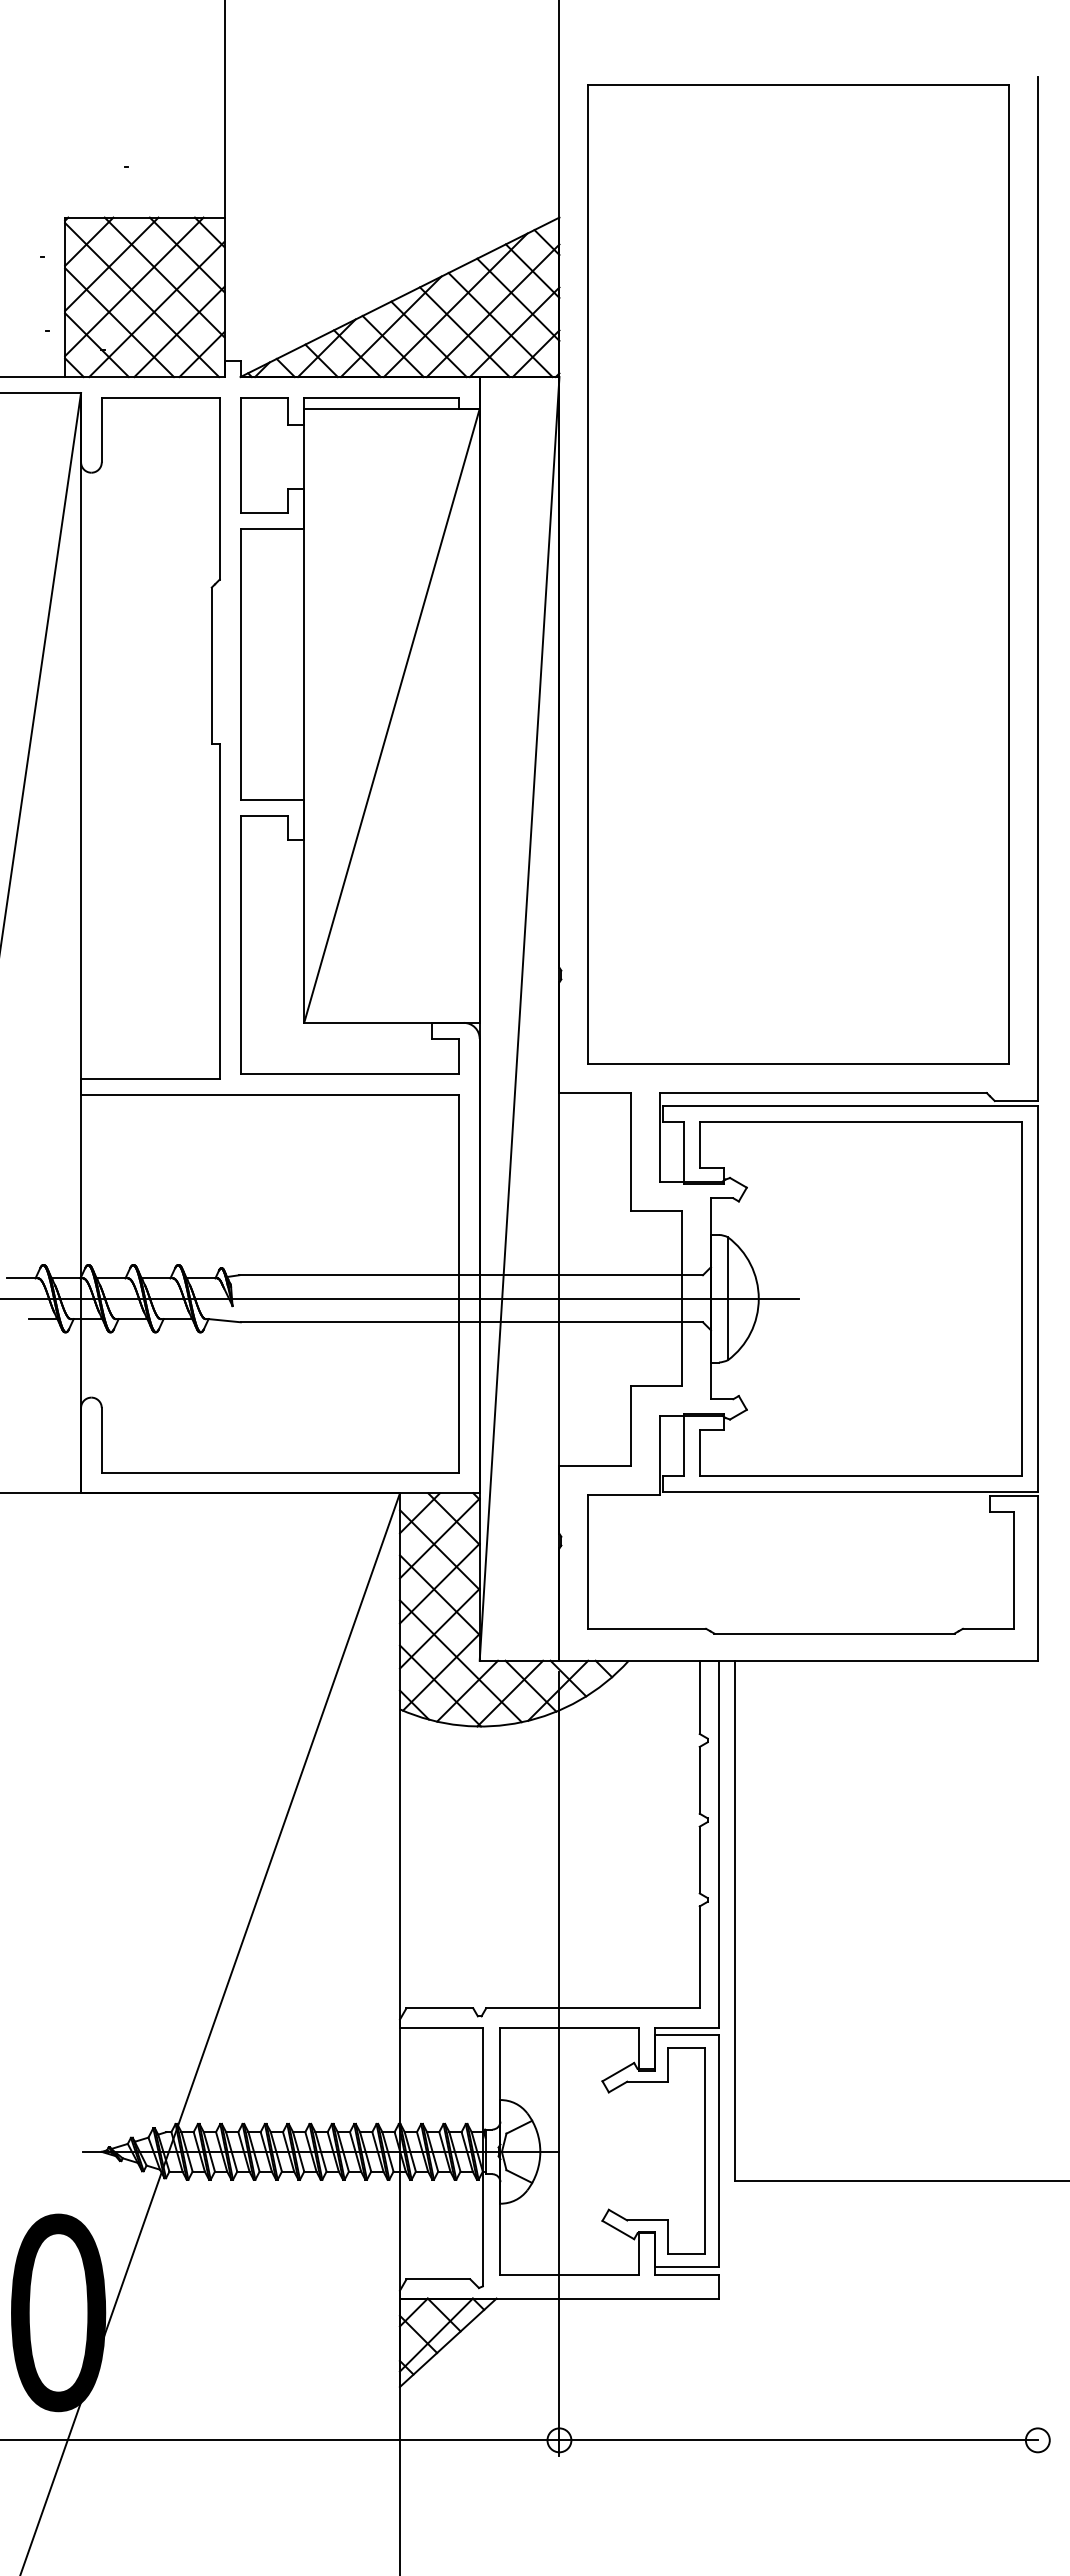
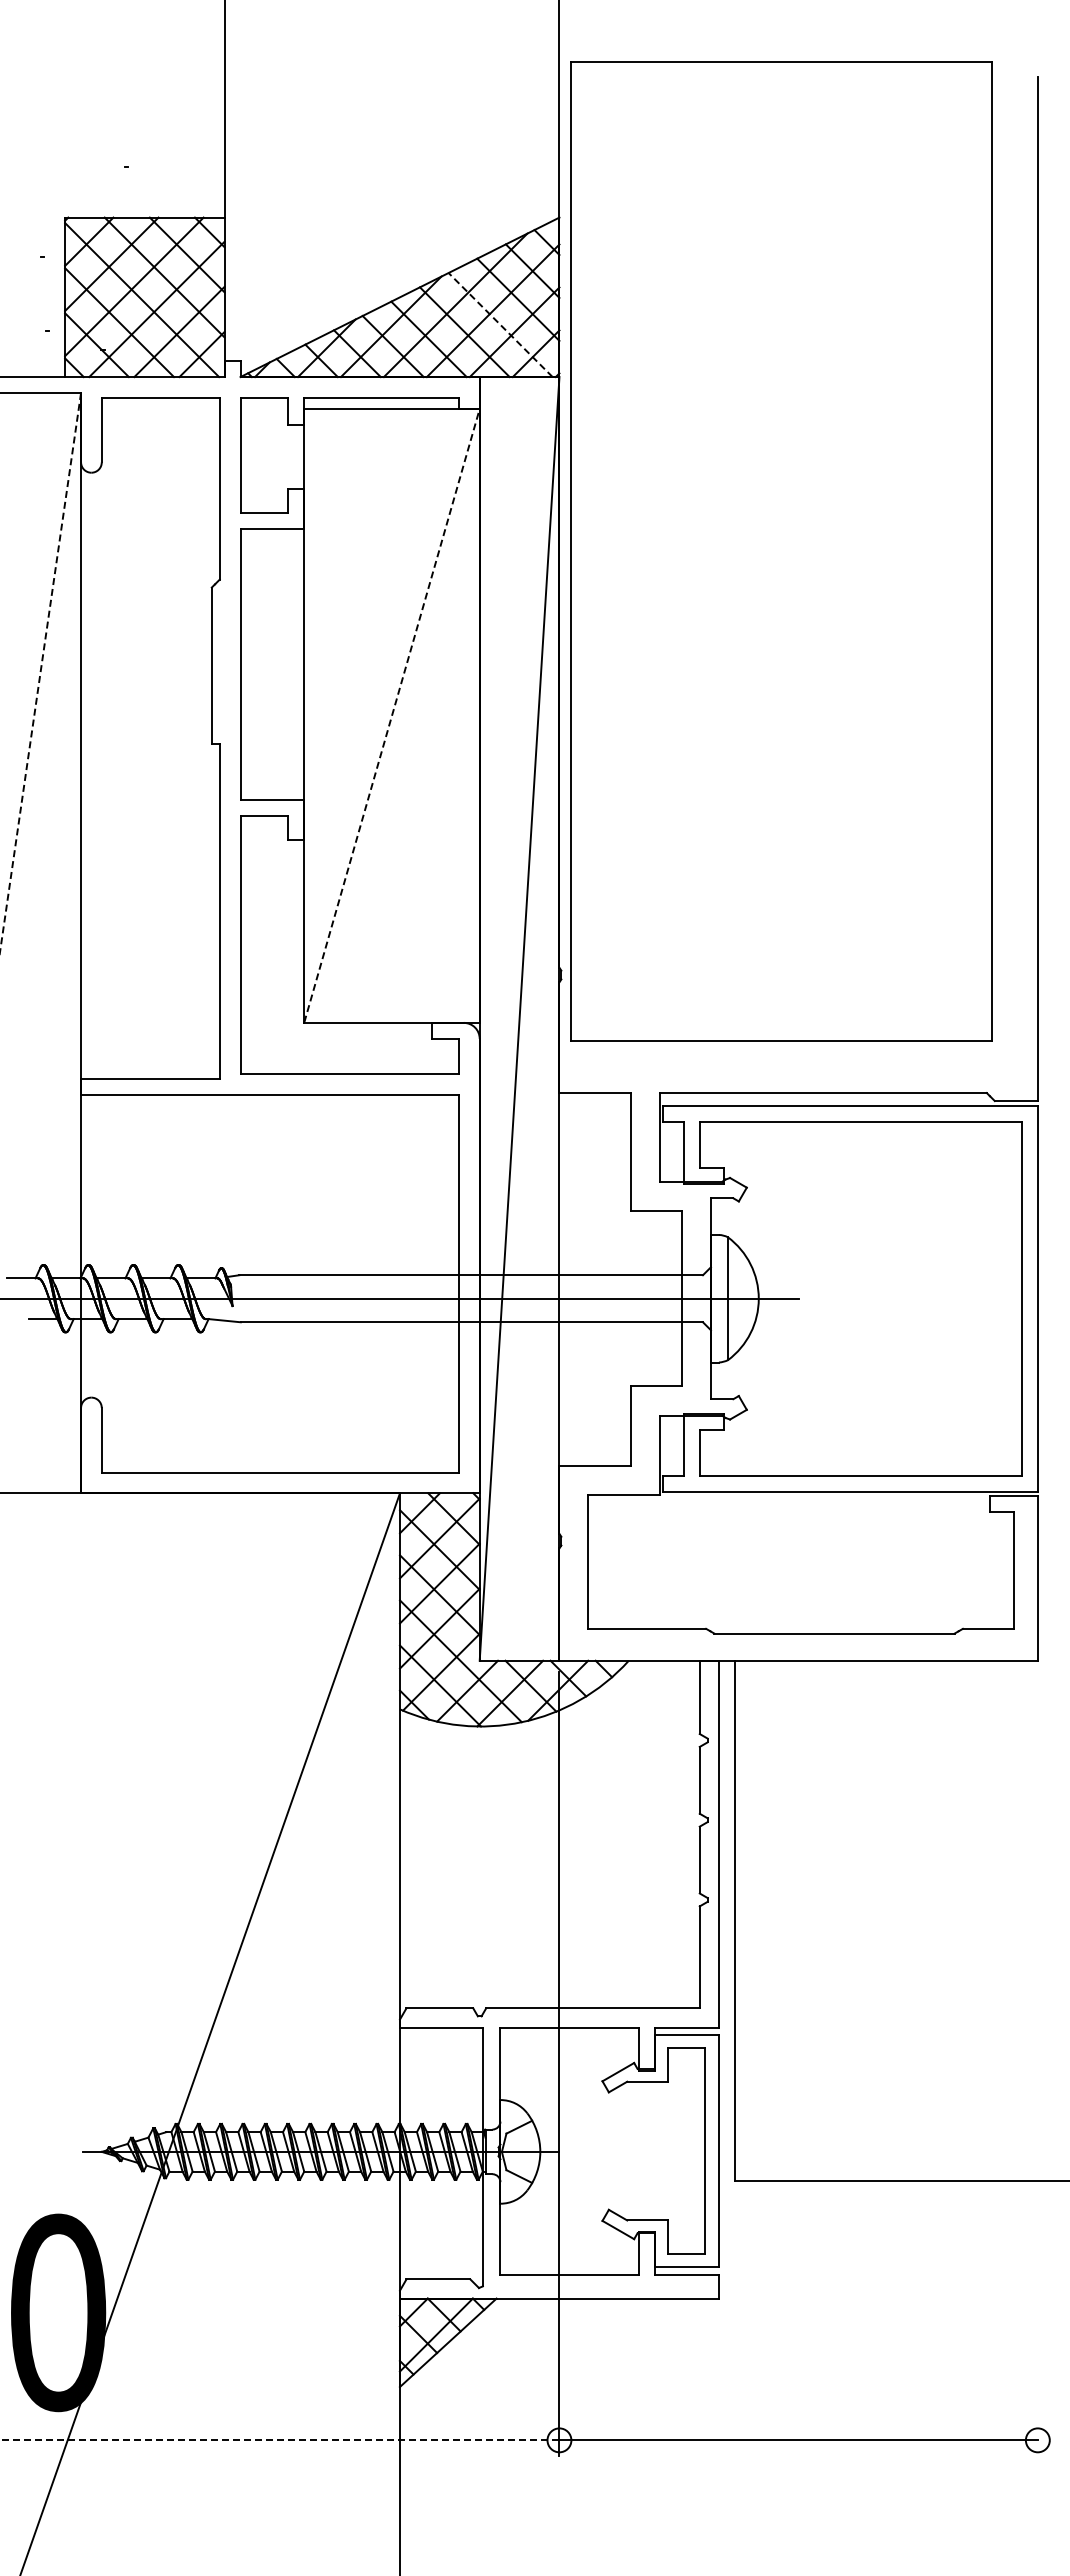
line: solid -> dashed (500, 325)
part position: (798, 574) -> (781, 551) (781, 551)
line: solid -> dashed (40, 673)
line: solid -> dashed (392, 715)
line: solid -> dashed (279, 2440)
